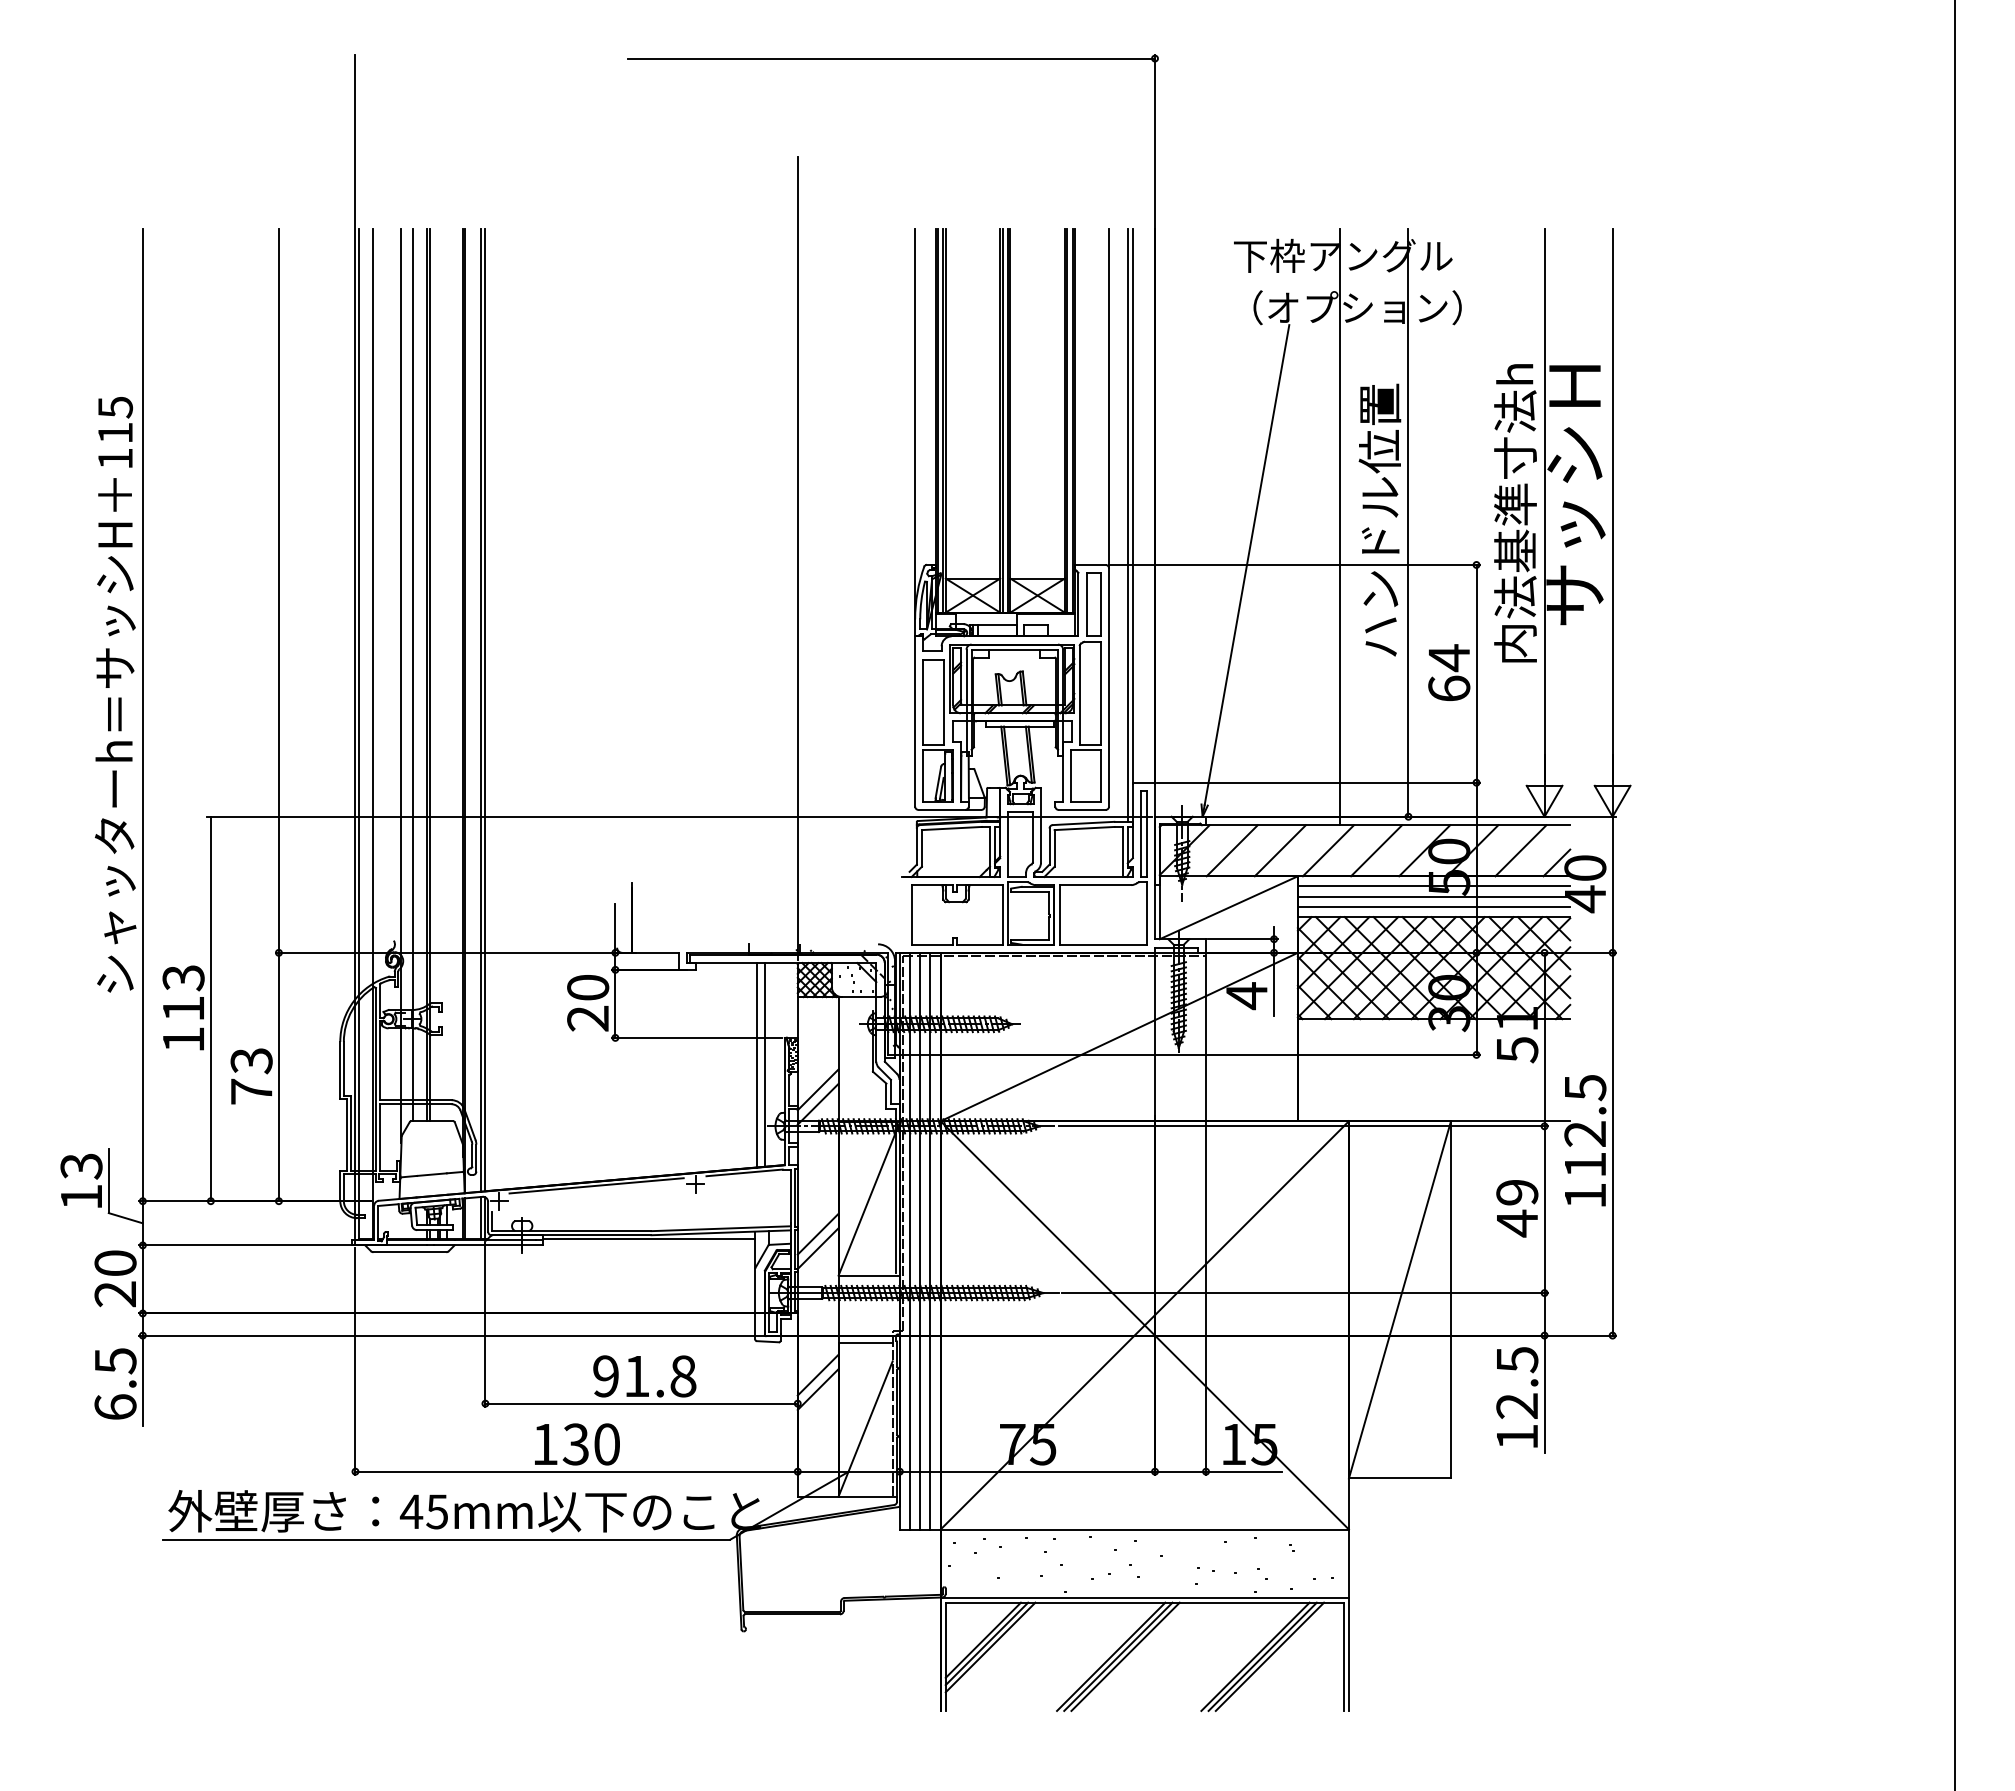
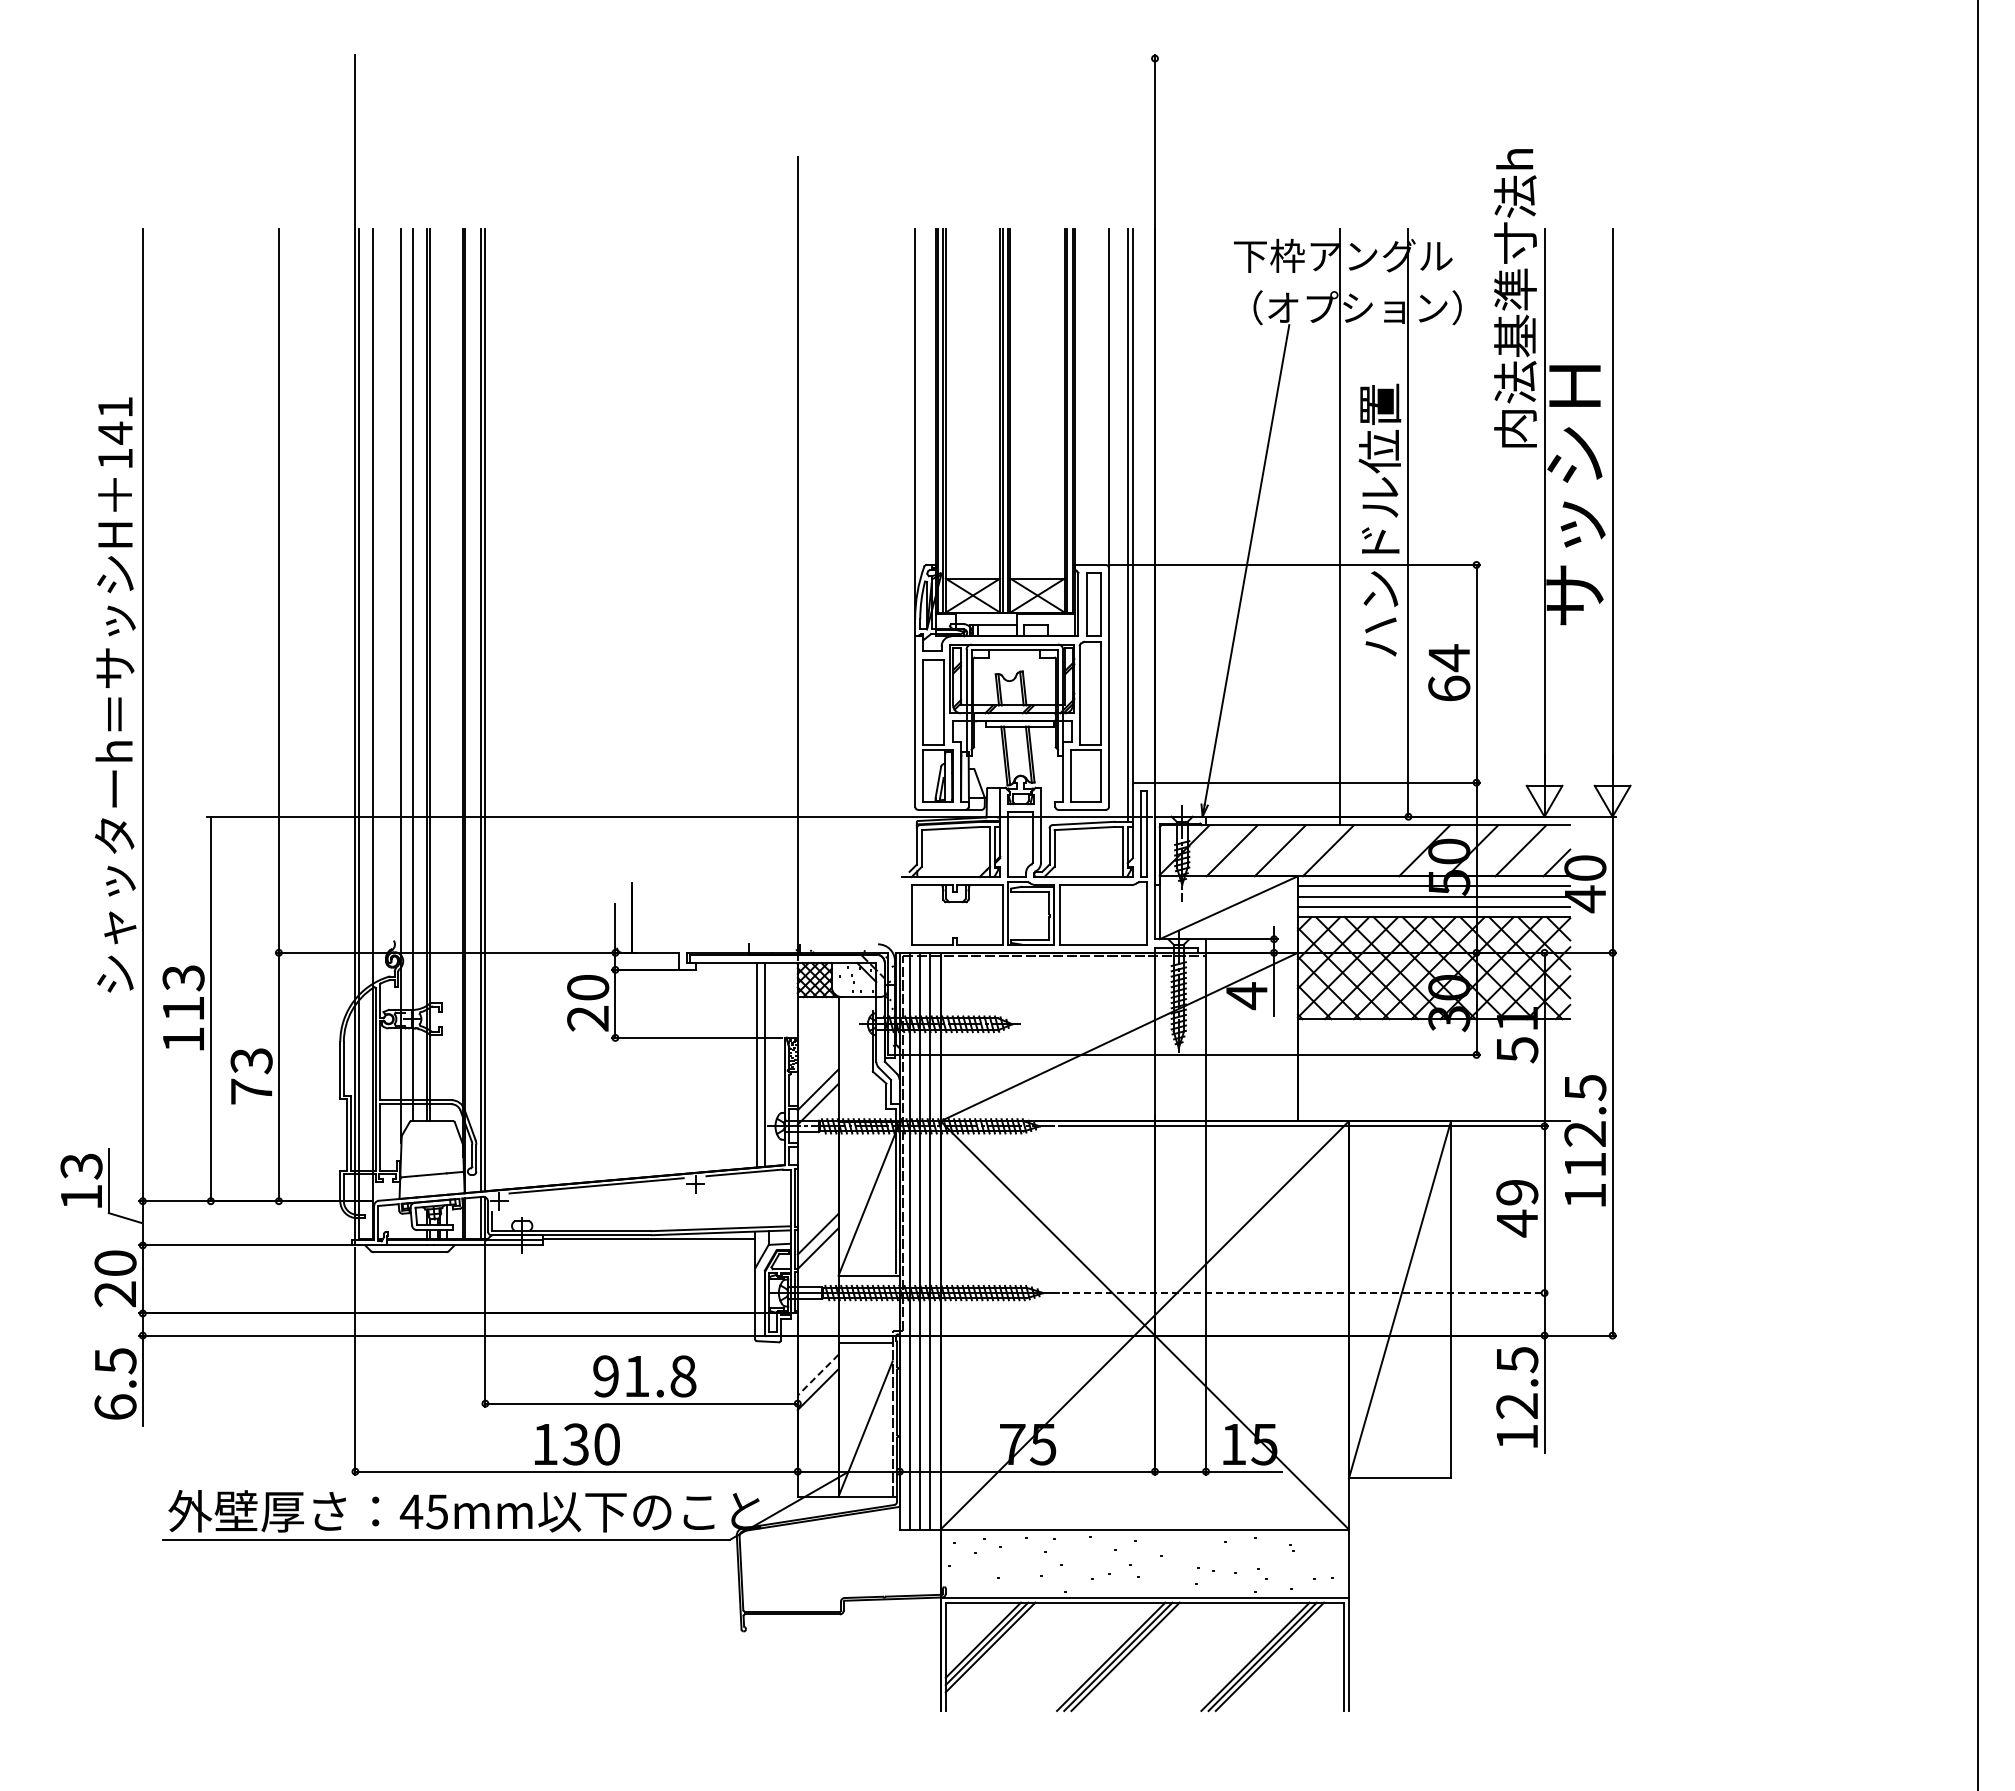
line: present -> none (891, 58)
text: 115 -> 141 (115, 420)
text position: (1515, 513) -> (1515, 298) (1515, 298)
line: present -> none (1376, 850)
line position: (1954, 894) -> (1977, 894) (1977, 894)
line: solid -> dashed (1305, 1293)
line: solid -> dashed (818, 1375)
